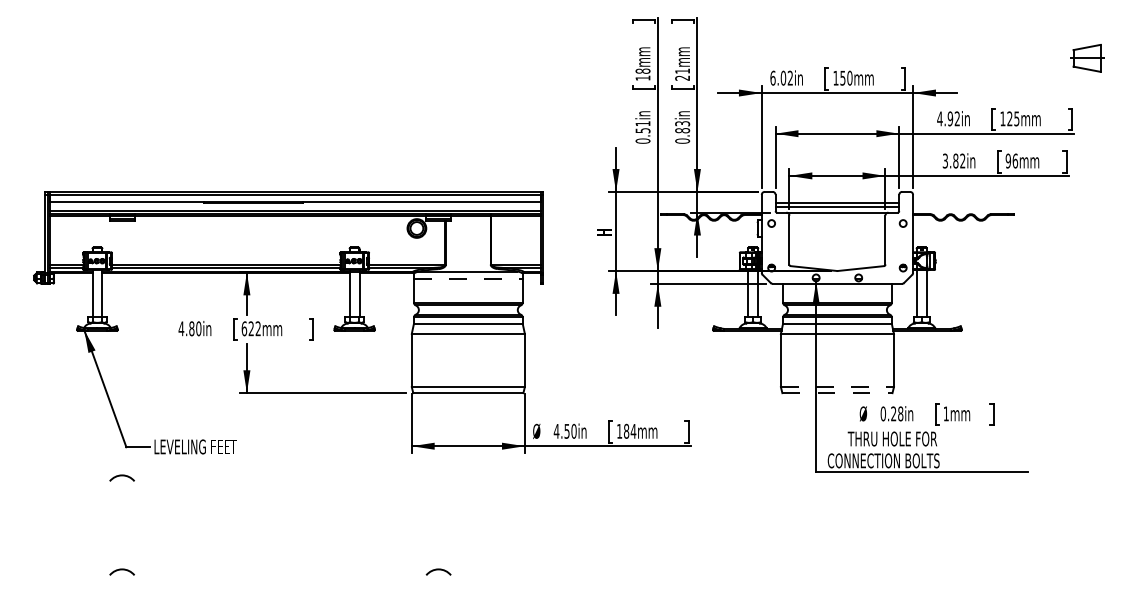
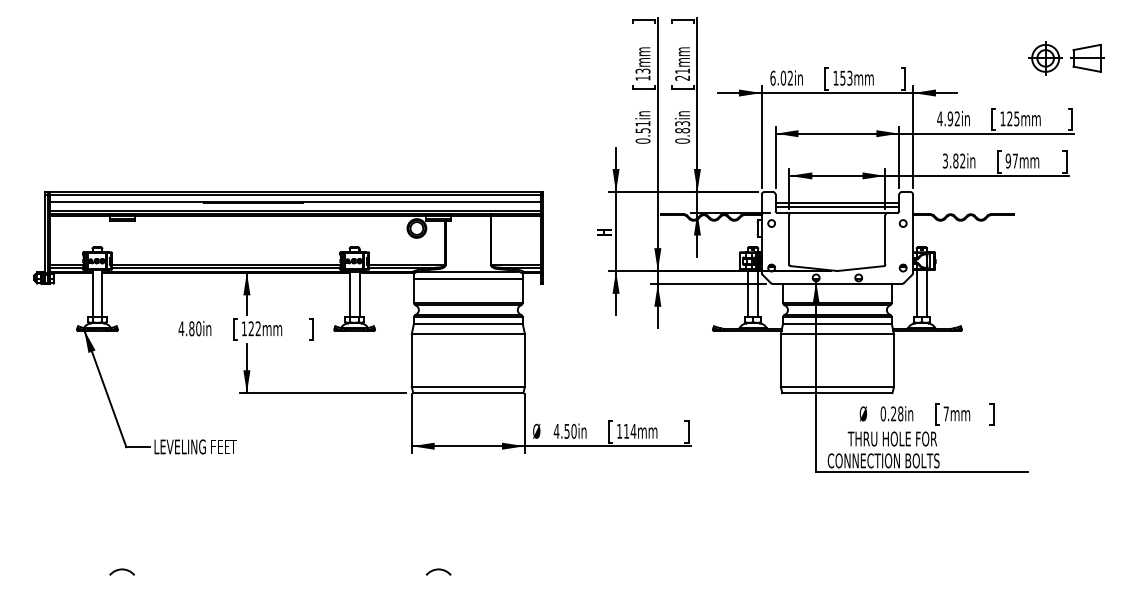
part: none -> present (1045, 58)
text: 18mm -> 13mm (642, 70)
text: 150mm -> 153mm (849, 77)
text: 96mm -> 97mm (1015, 160)
line: dashed -> solid (468, 279)
text: 622mm -> 122mm (244, 328)
line: dashed -> solid (837, 387)
line: dashed -> solid (837, 393)
text: 1mm -> 7mm (945, 413)
text: 184mm -> 114mm (626, 430)
arc: present -> none (121, 476)
